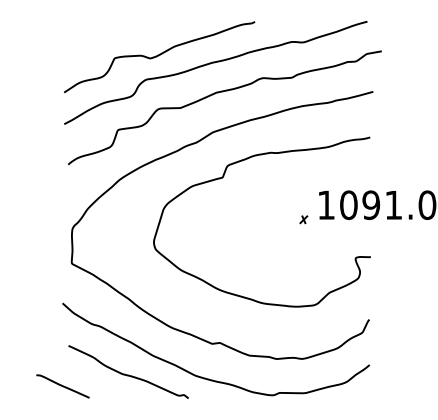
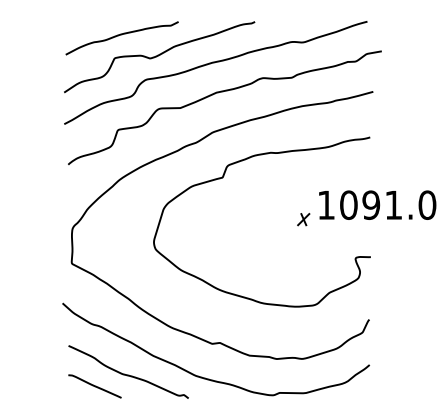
curve: none -> present (121, 35)
part size: 10x10 px -> 14x14 px (303, 219)
curve position: (62, 386) -> (94, 386) (94, 386)
